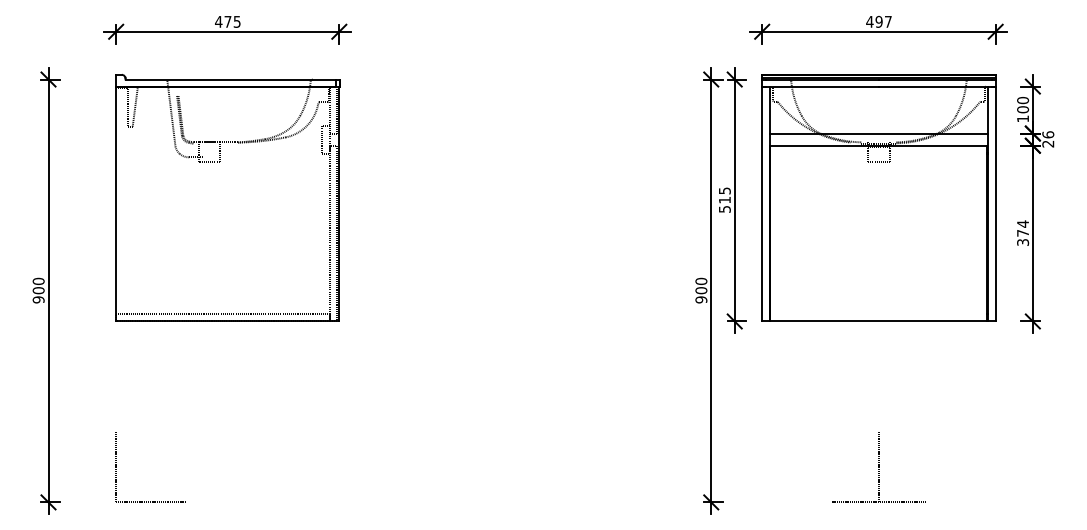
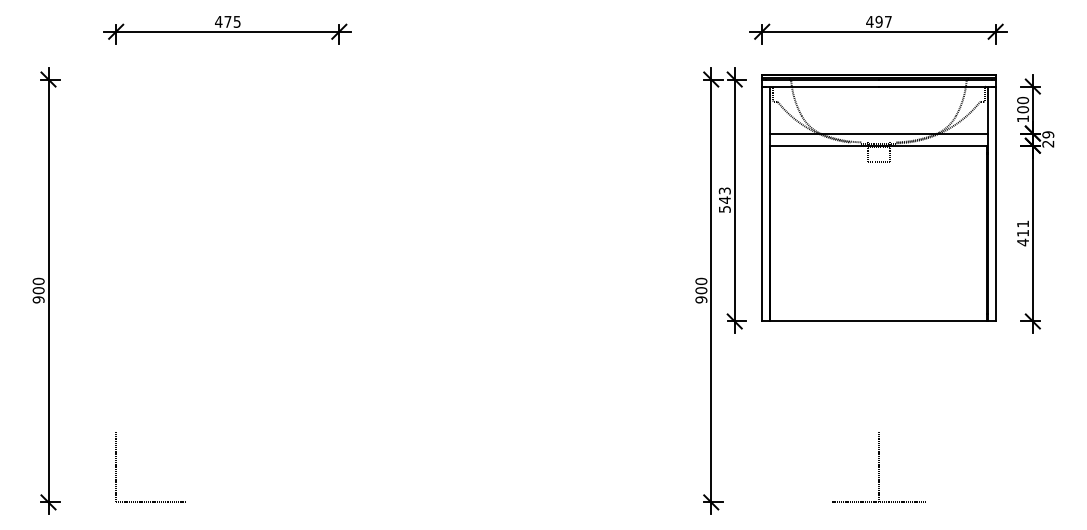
text: 26 -> 29 (1048, 134)
text: 515 -> 543 (724, 195)
part: present -> none (227, 197)
text: 374 -> 411 (1023, 233)
